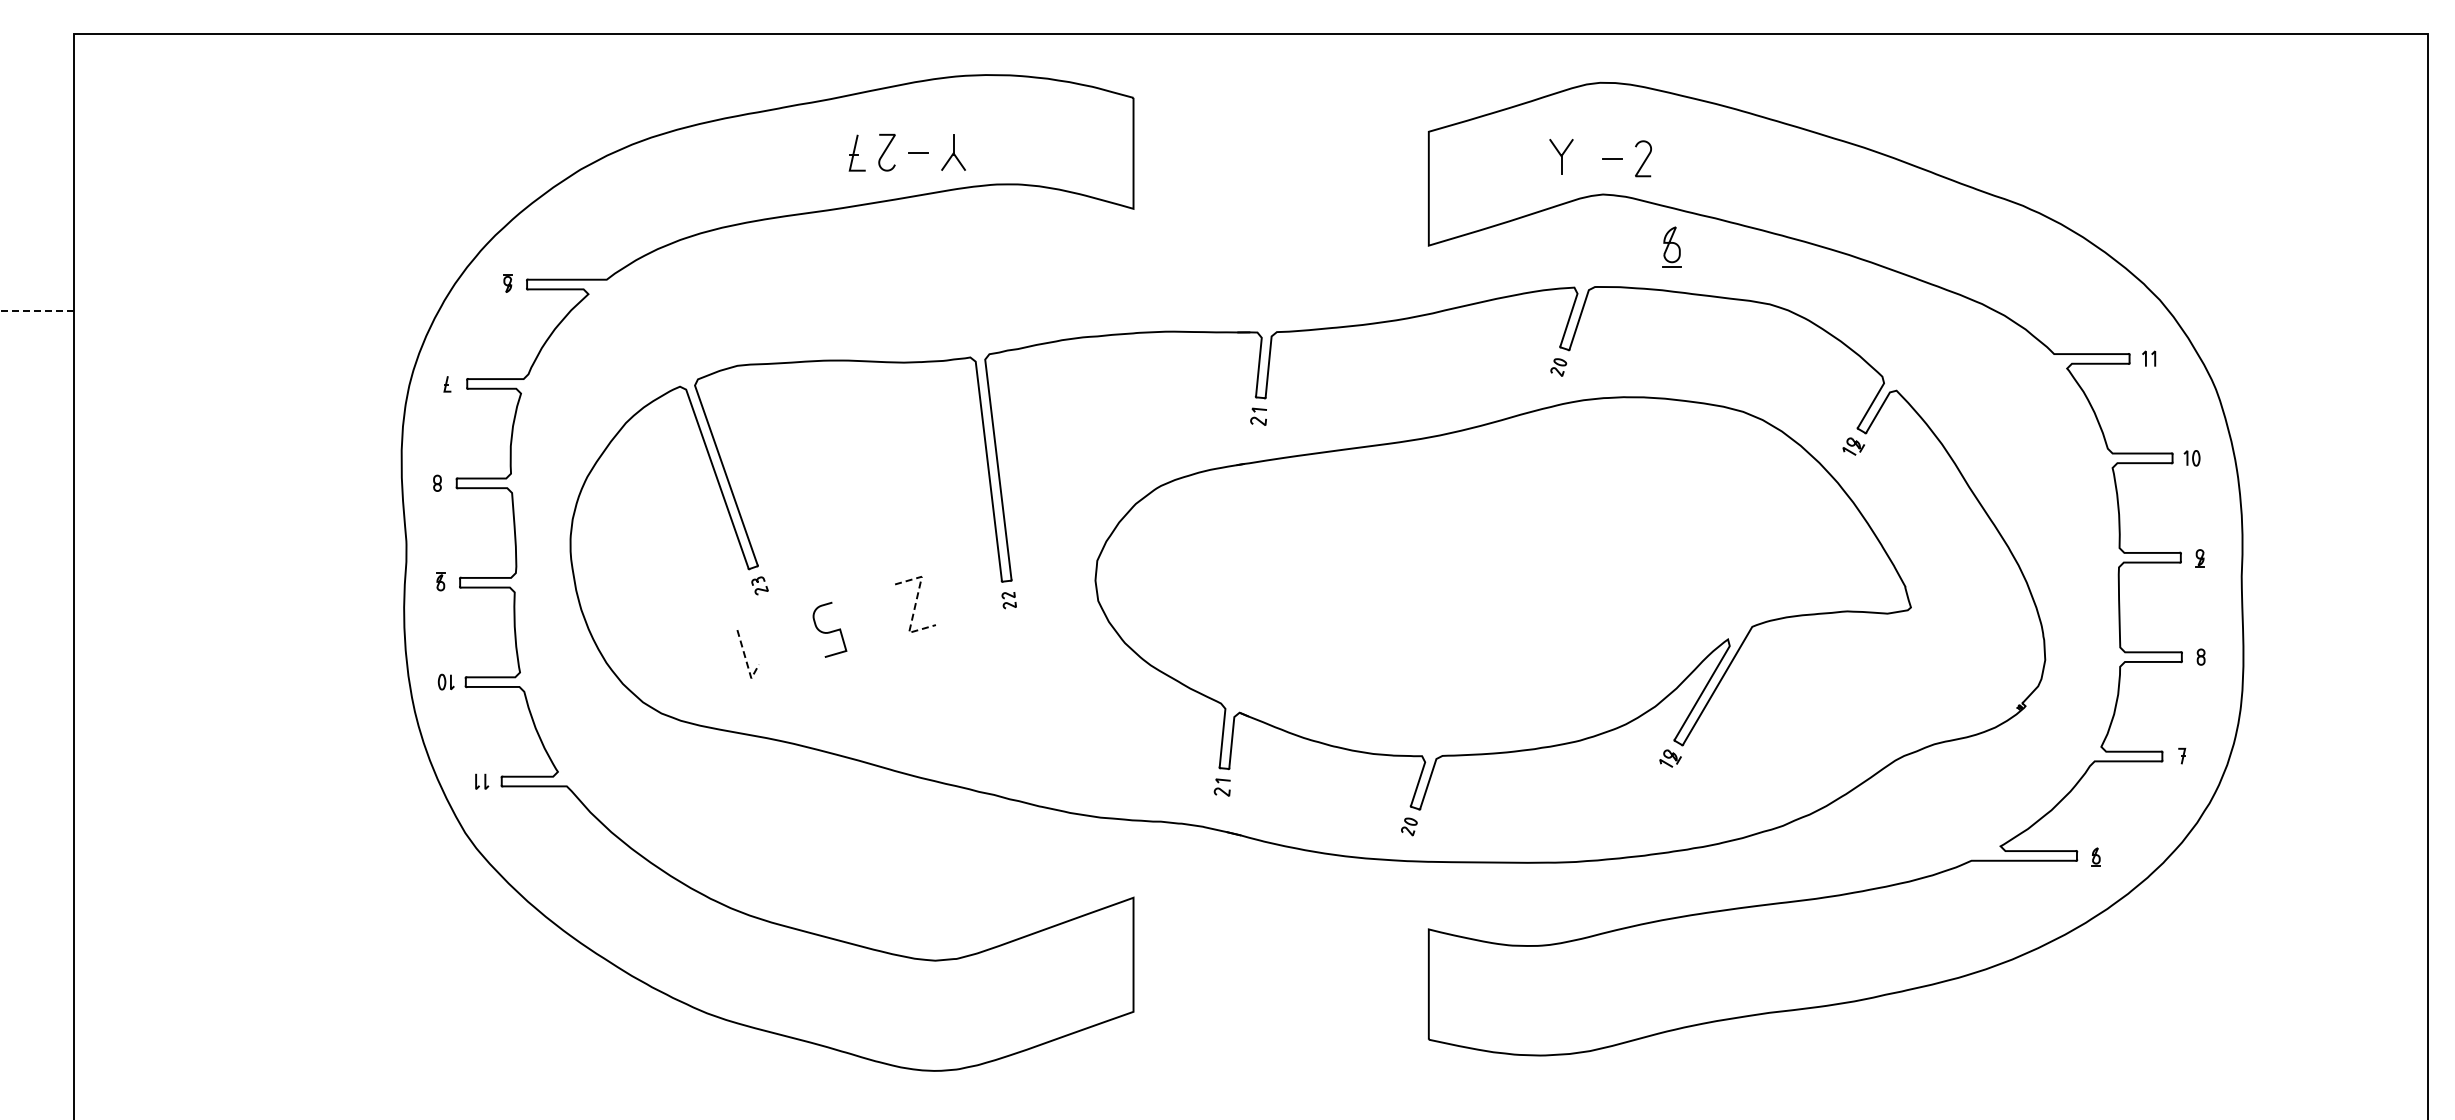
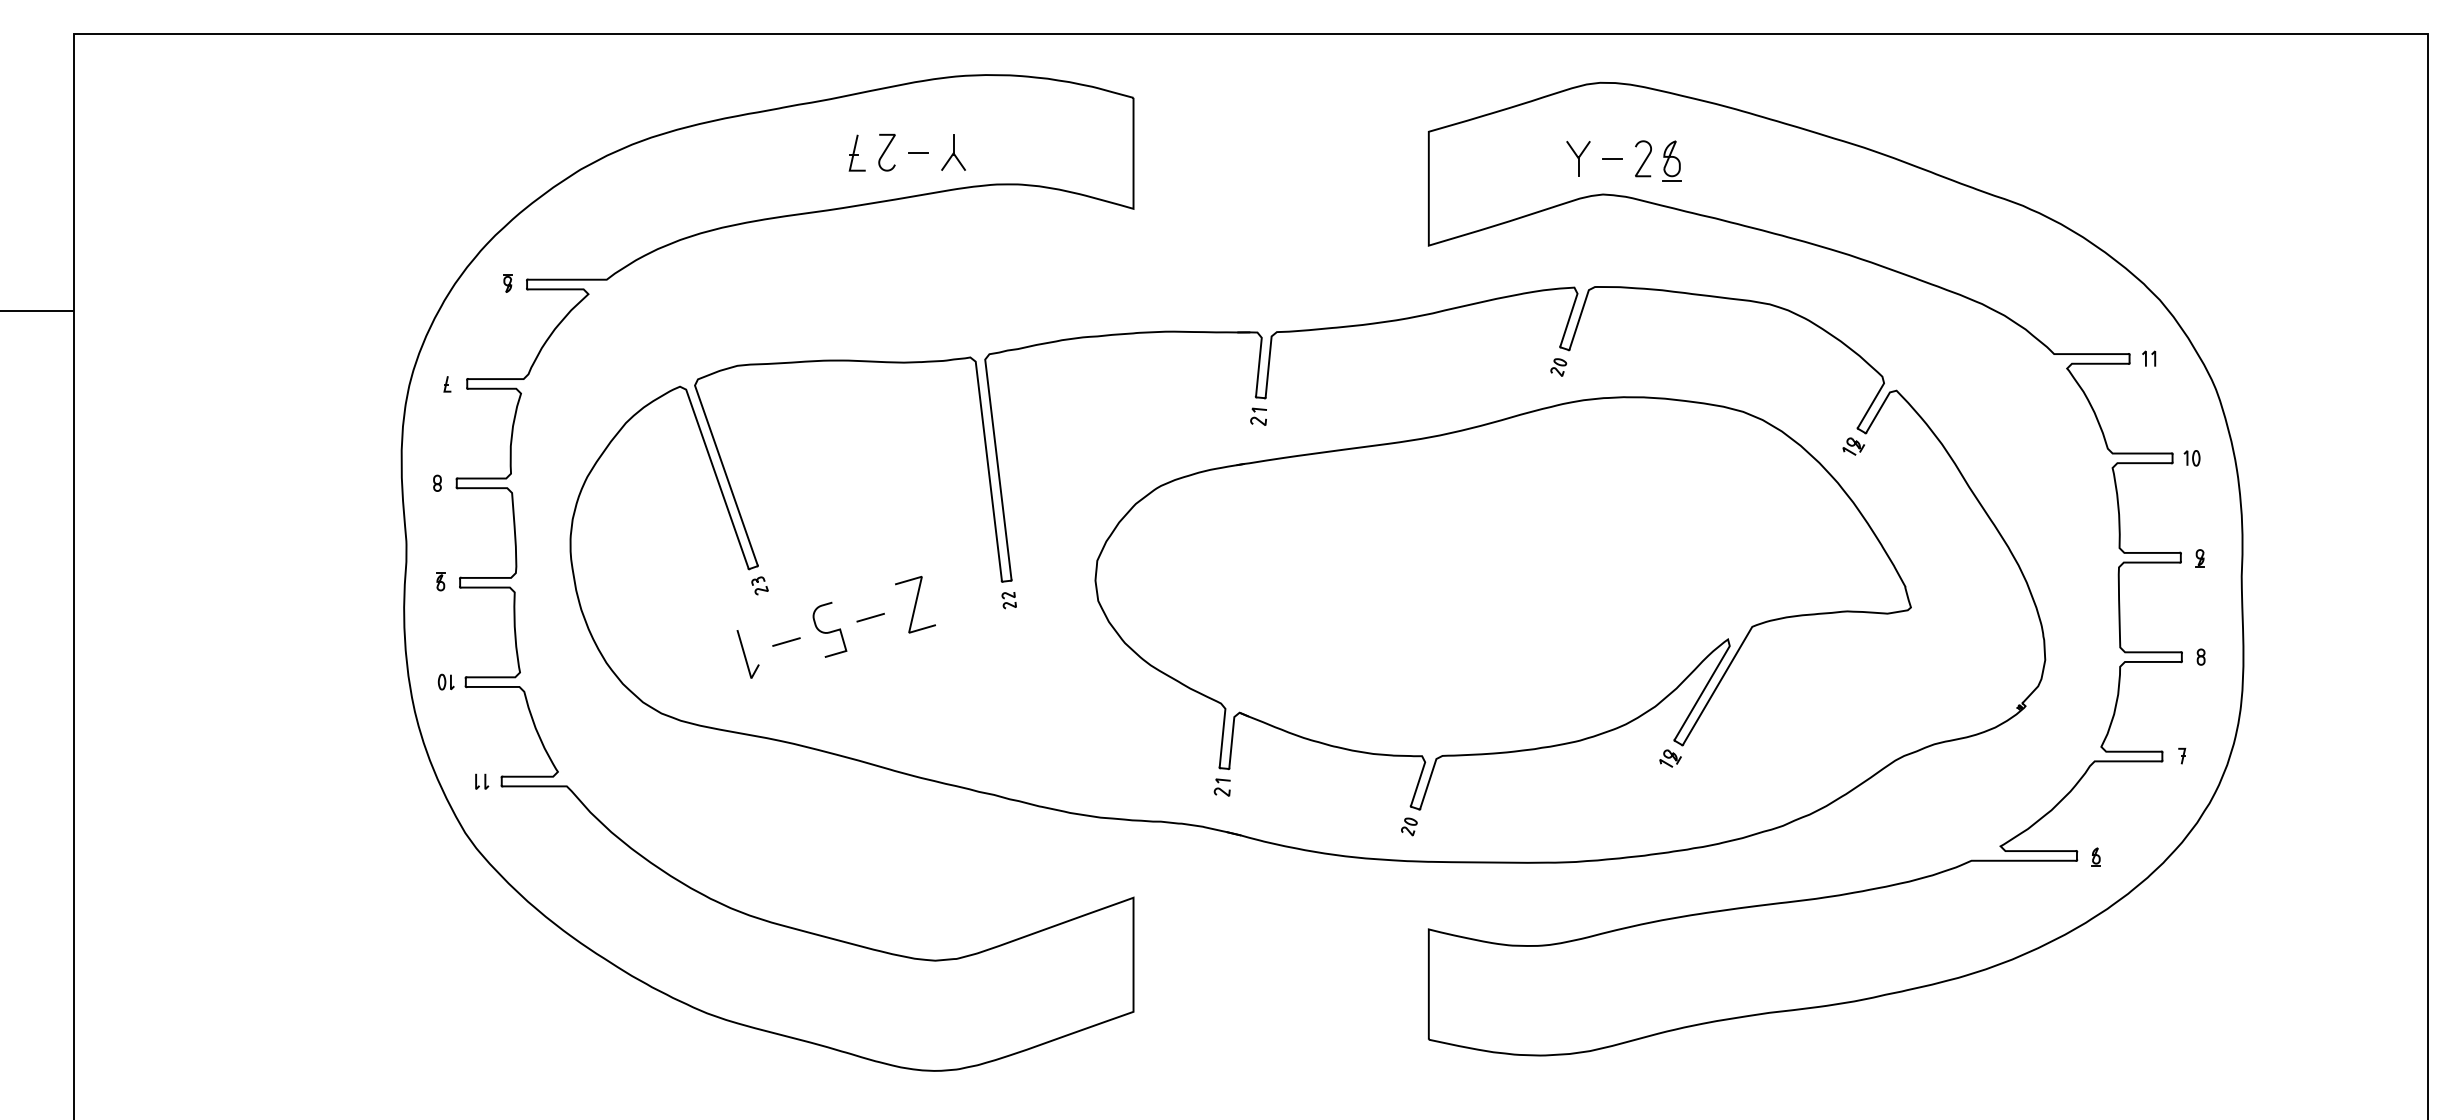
part position: (1561, 156) -> (1578, 158) (1578, 158)
part position: (1671, 246) -> (1671, 160) (1671, 160)
line: dashed -> solid (37, 310)
line: dashed -> solid (915, 604)
line: none -> present (870, 617)
line: none -> present (786, 641)
line: dashed -> solid (746, 662)
